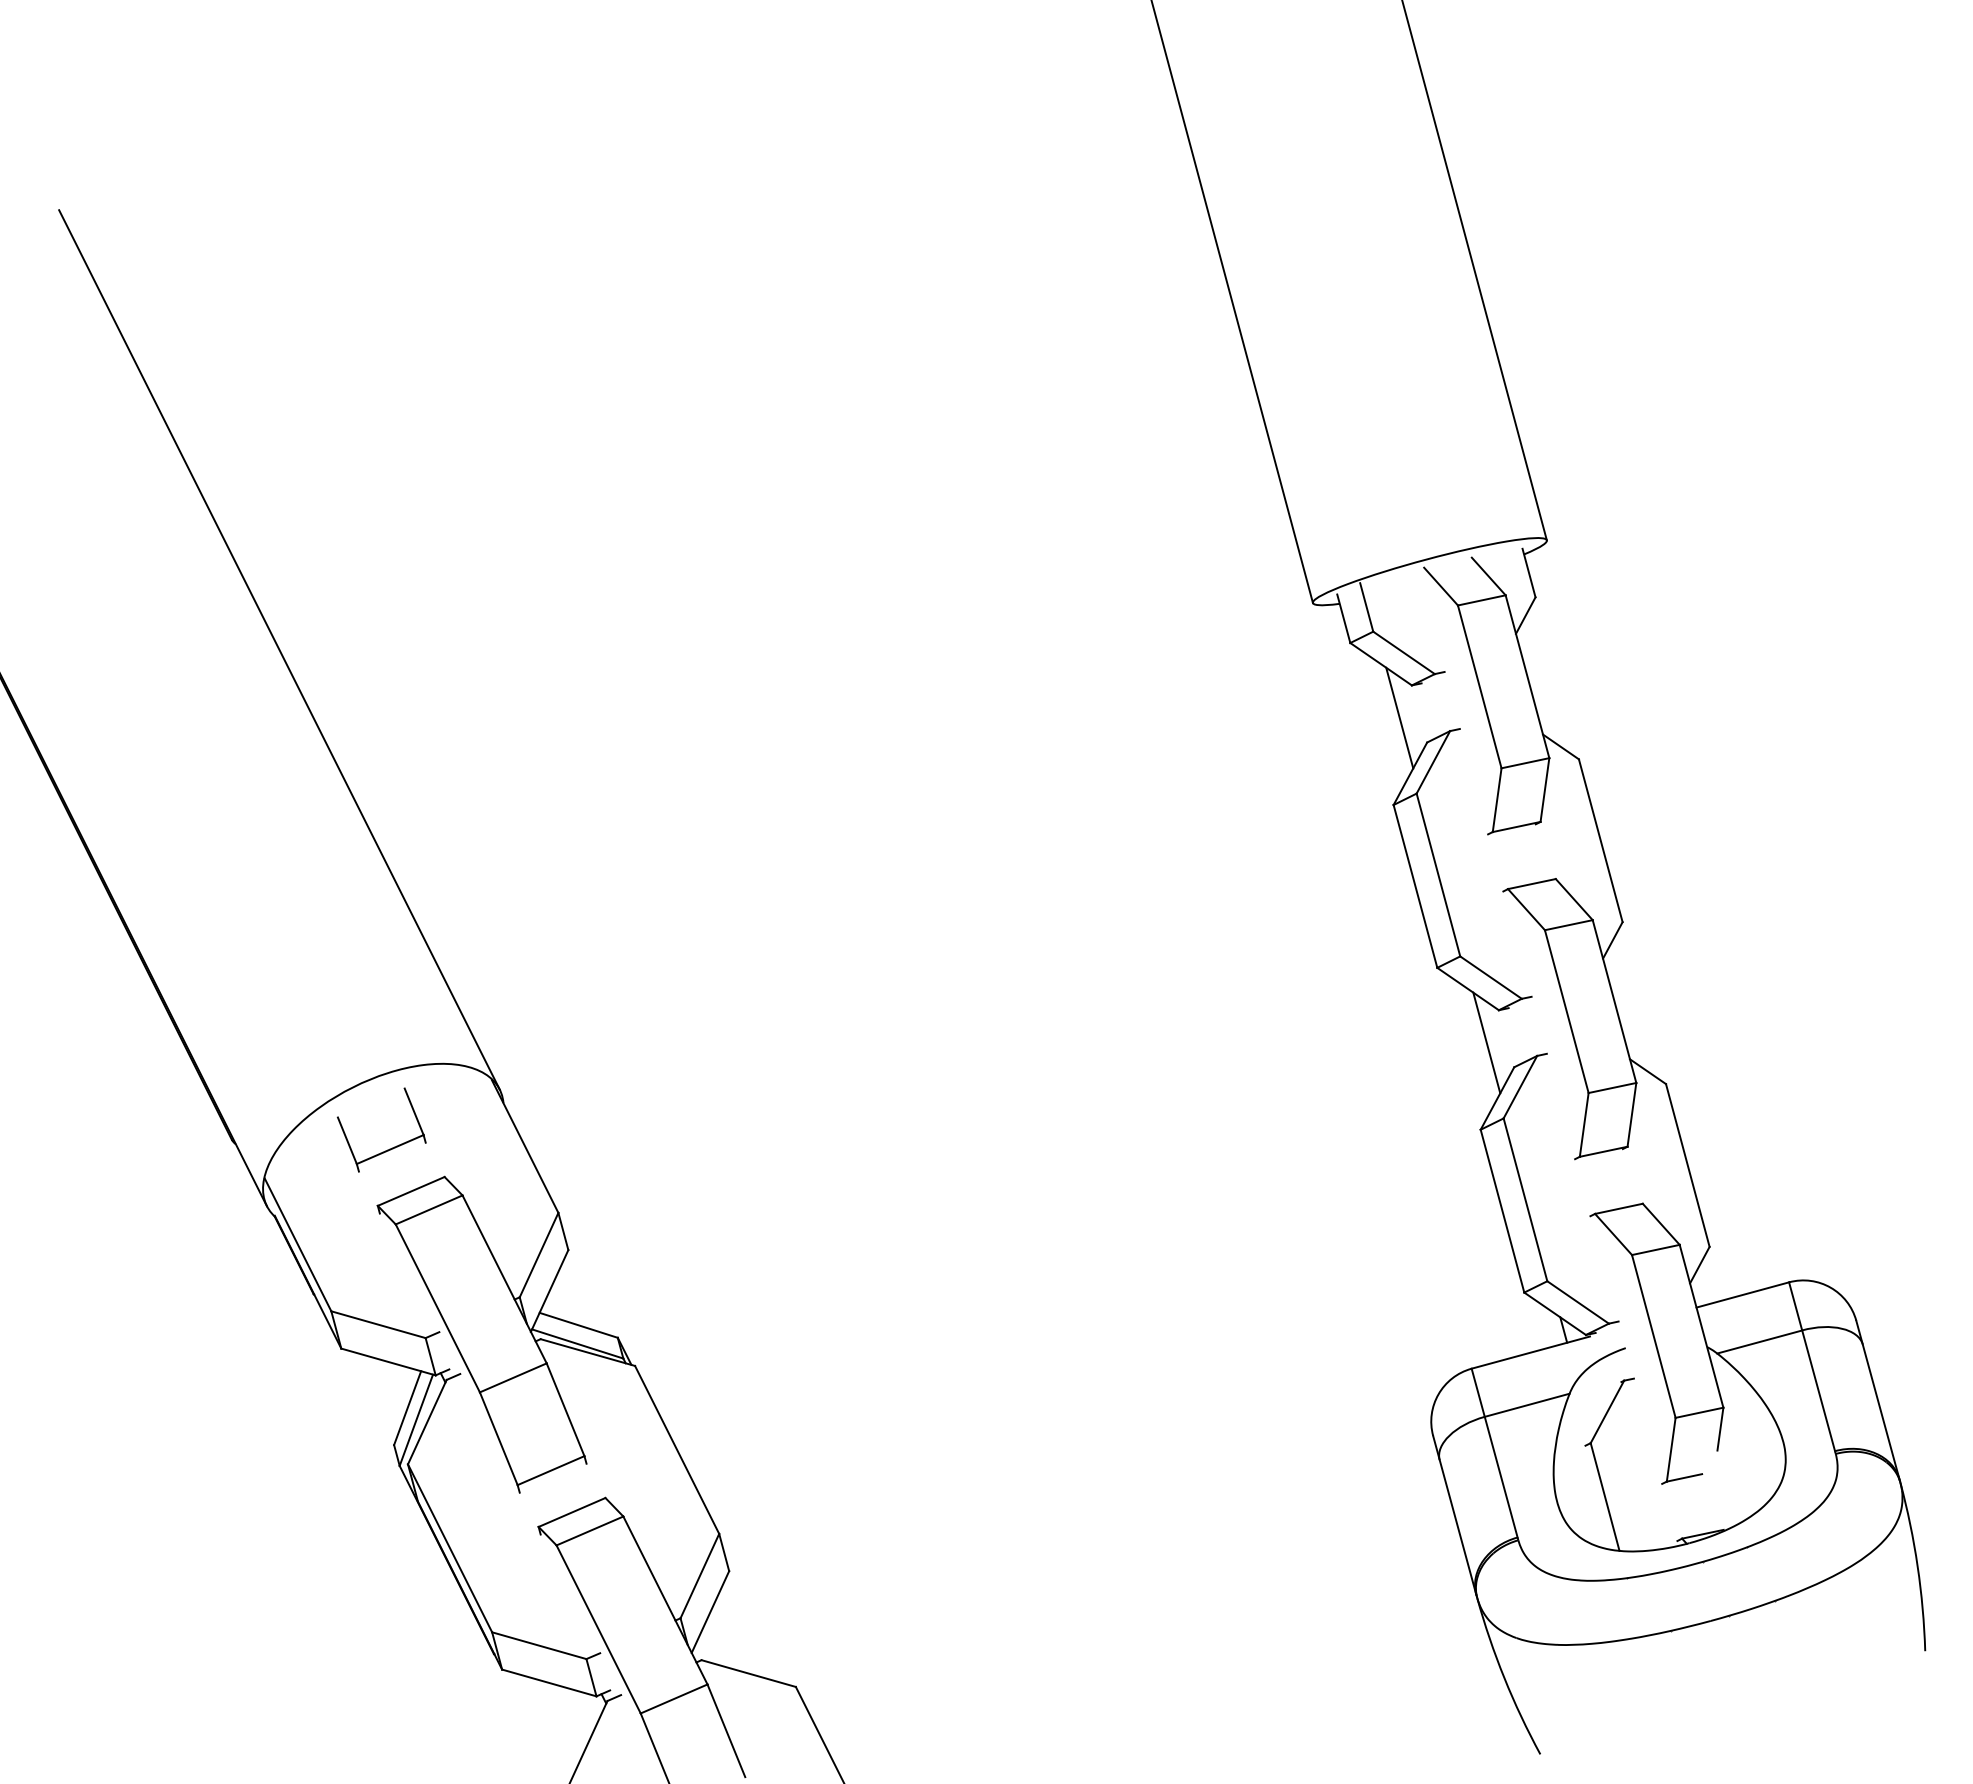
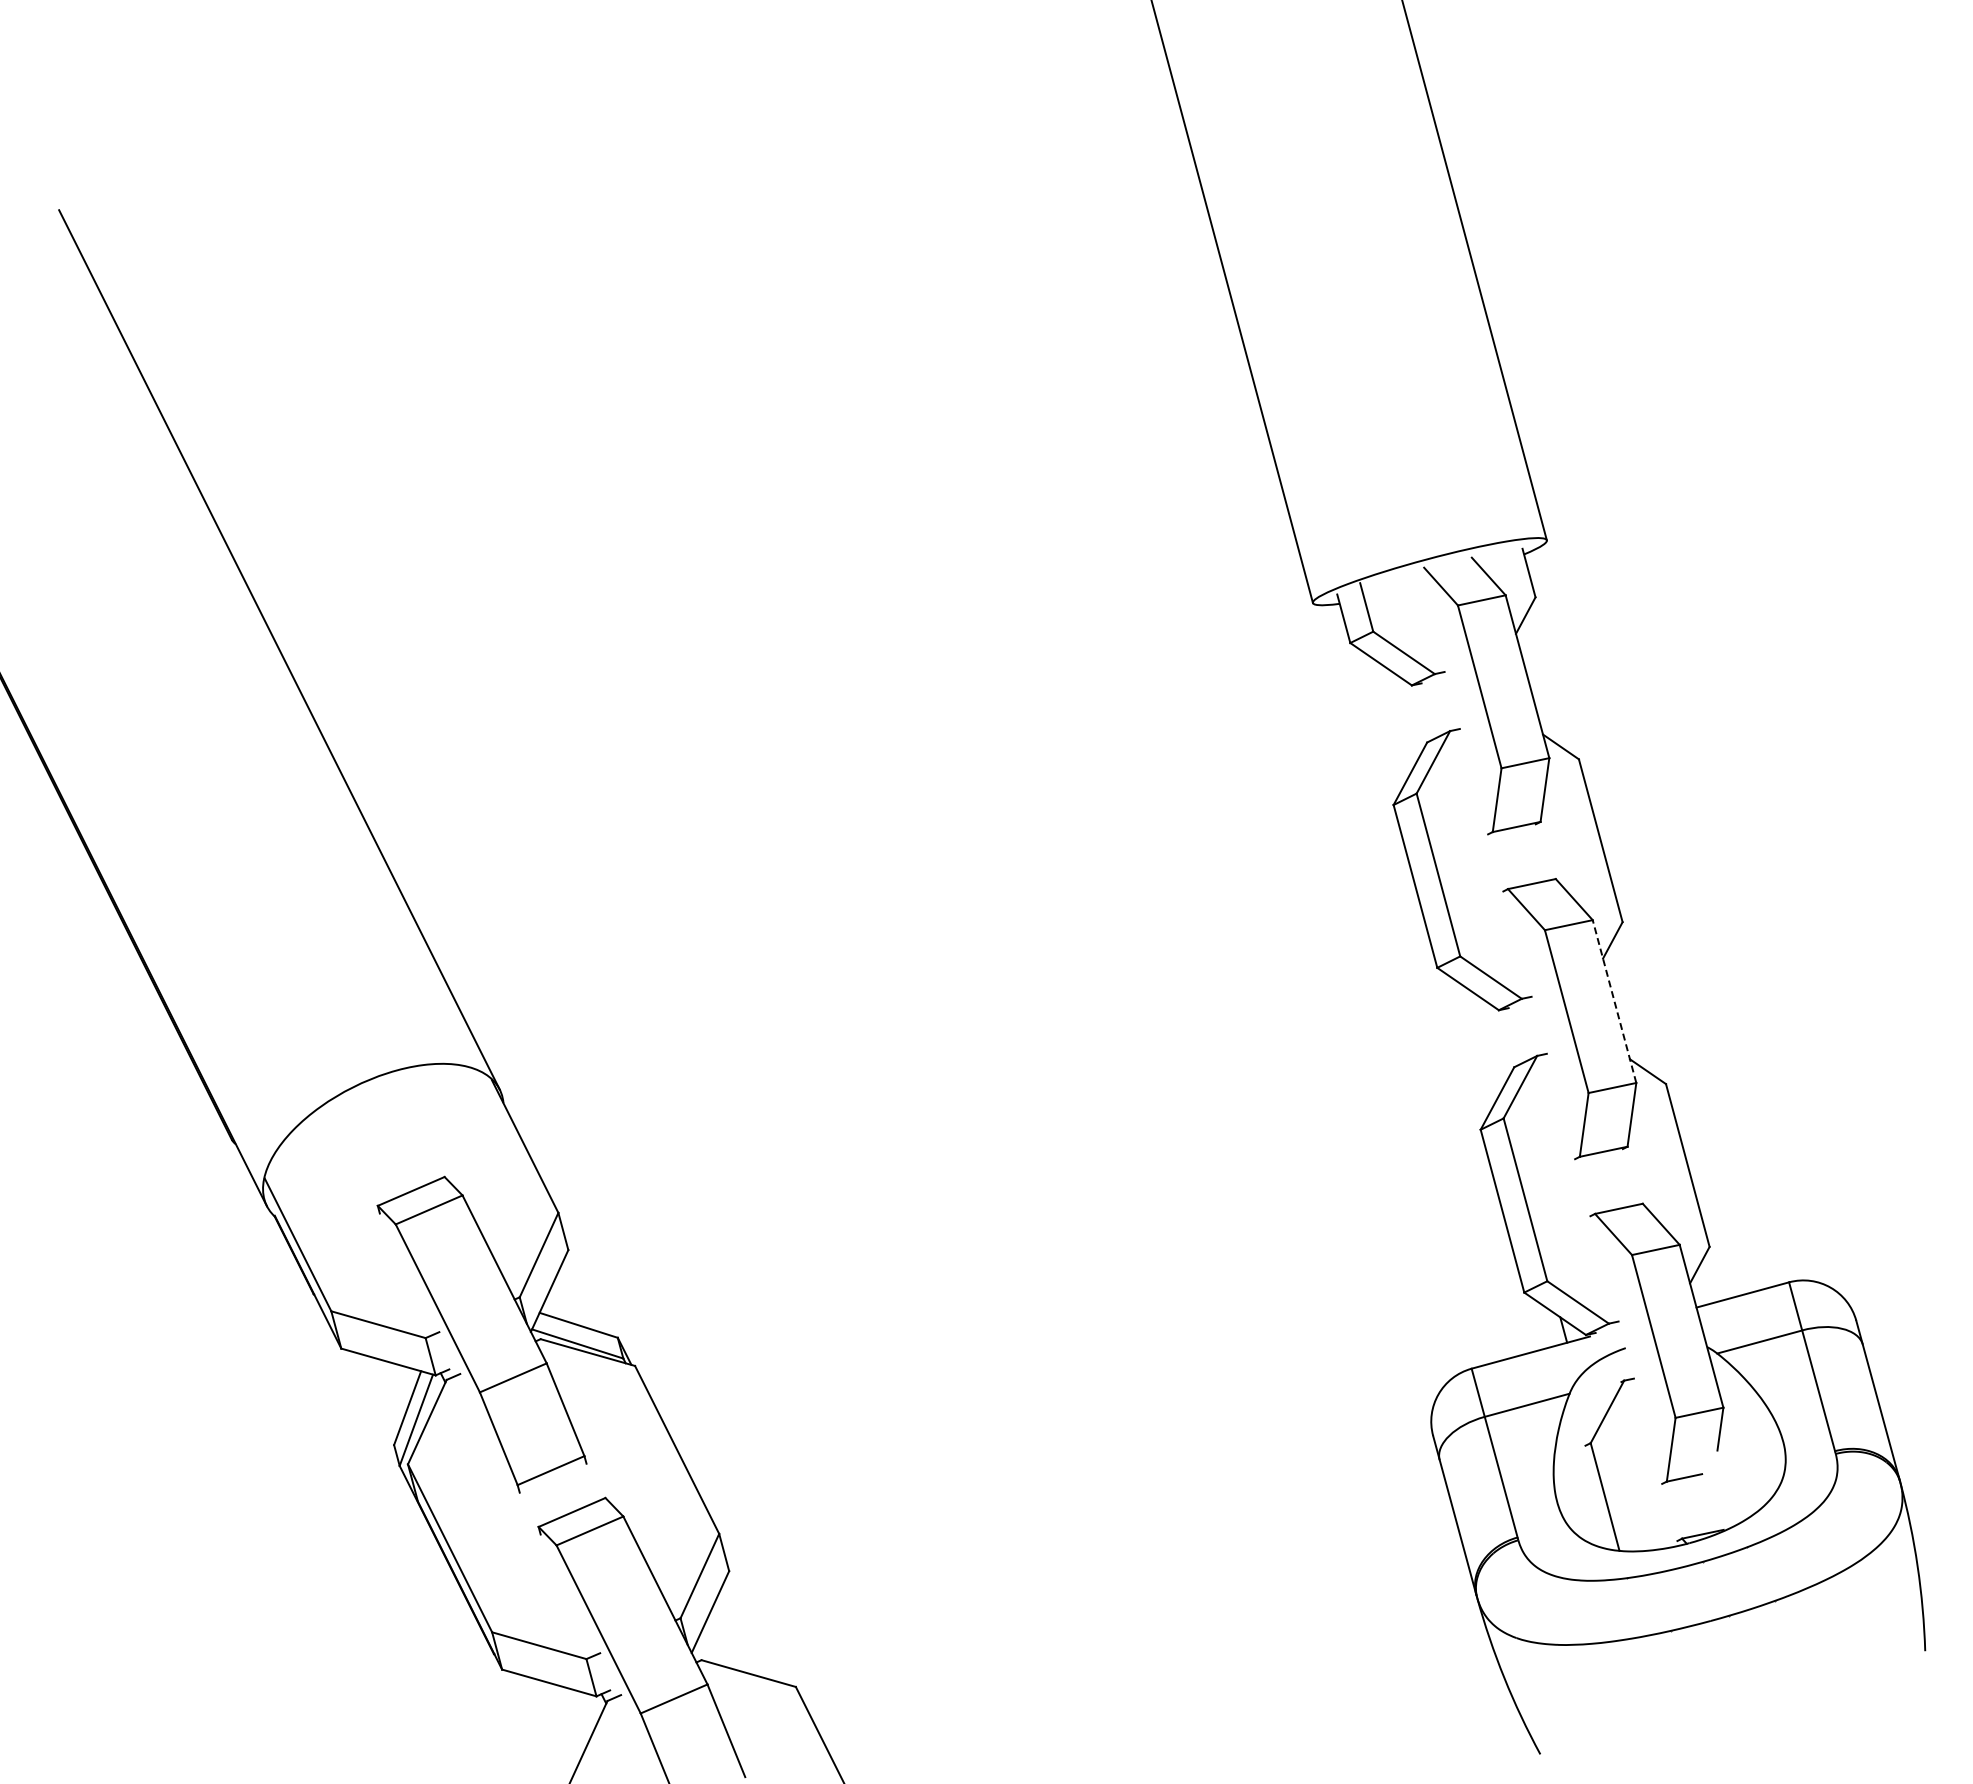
line: present -> none (1399, 717)
line: solid -> dashed (1614, 1001)
line: present -> none (1486, 1042)
part: present -> none (389, 1148)
